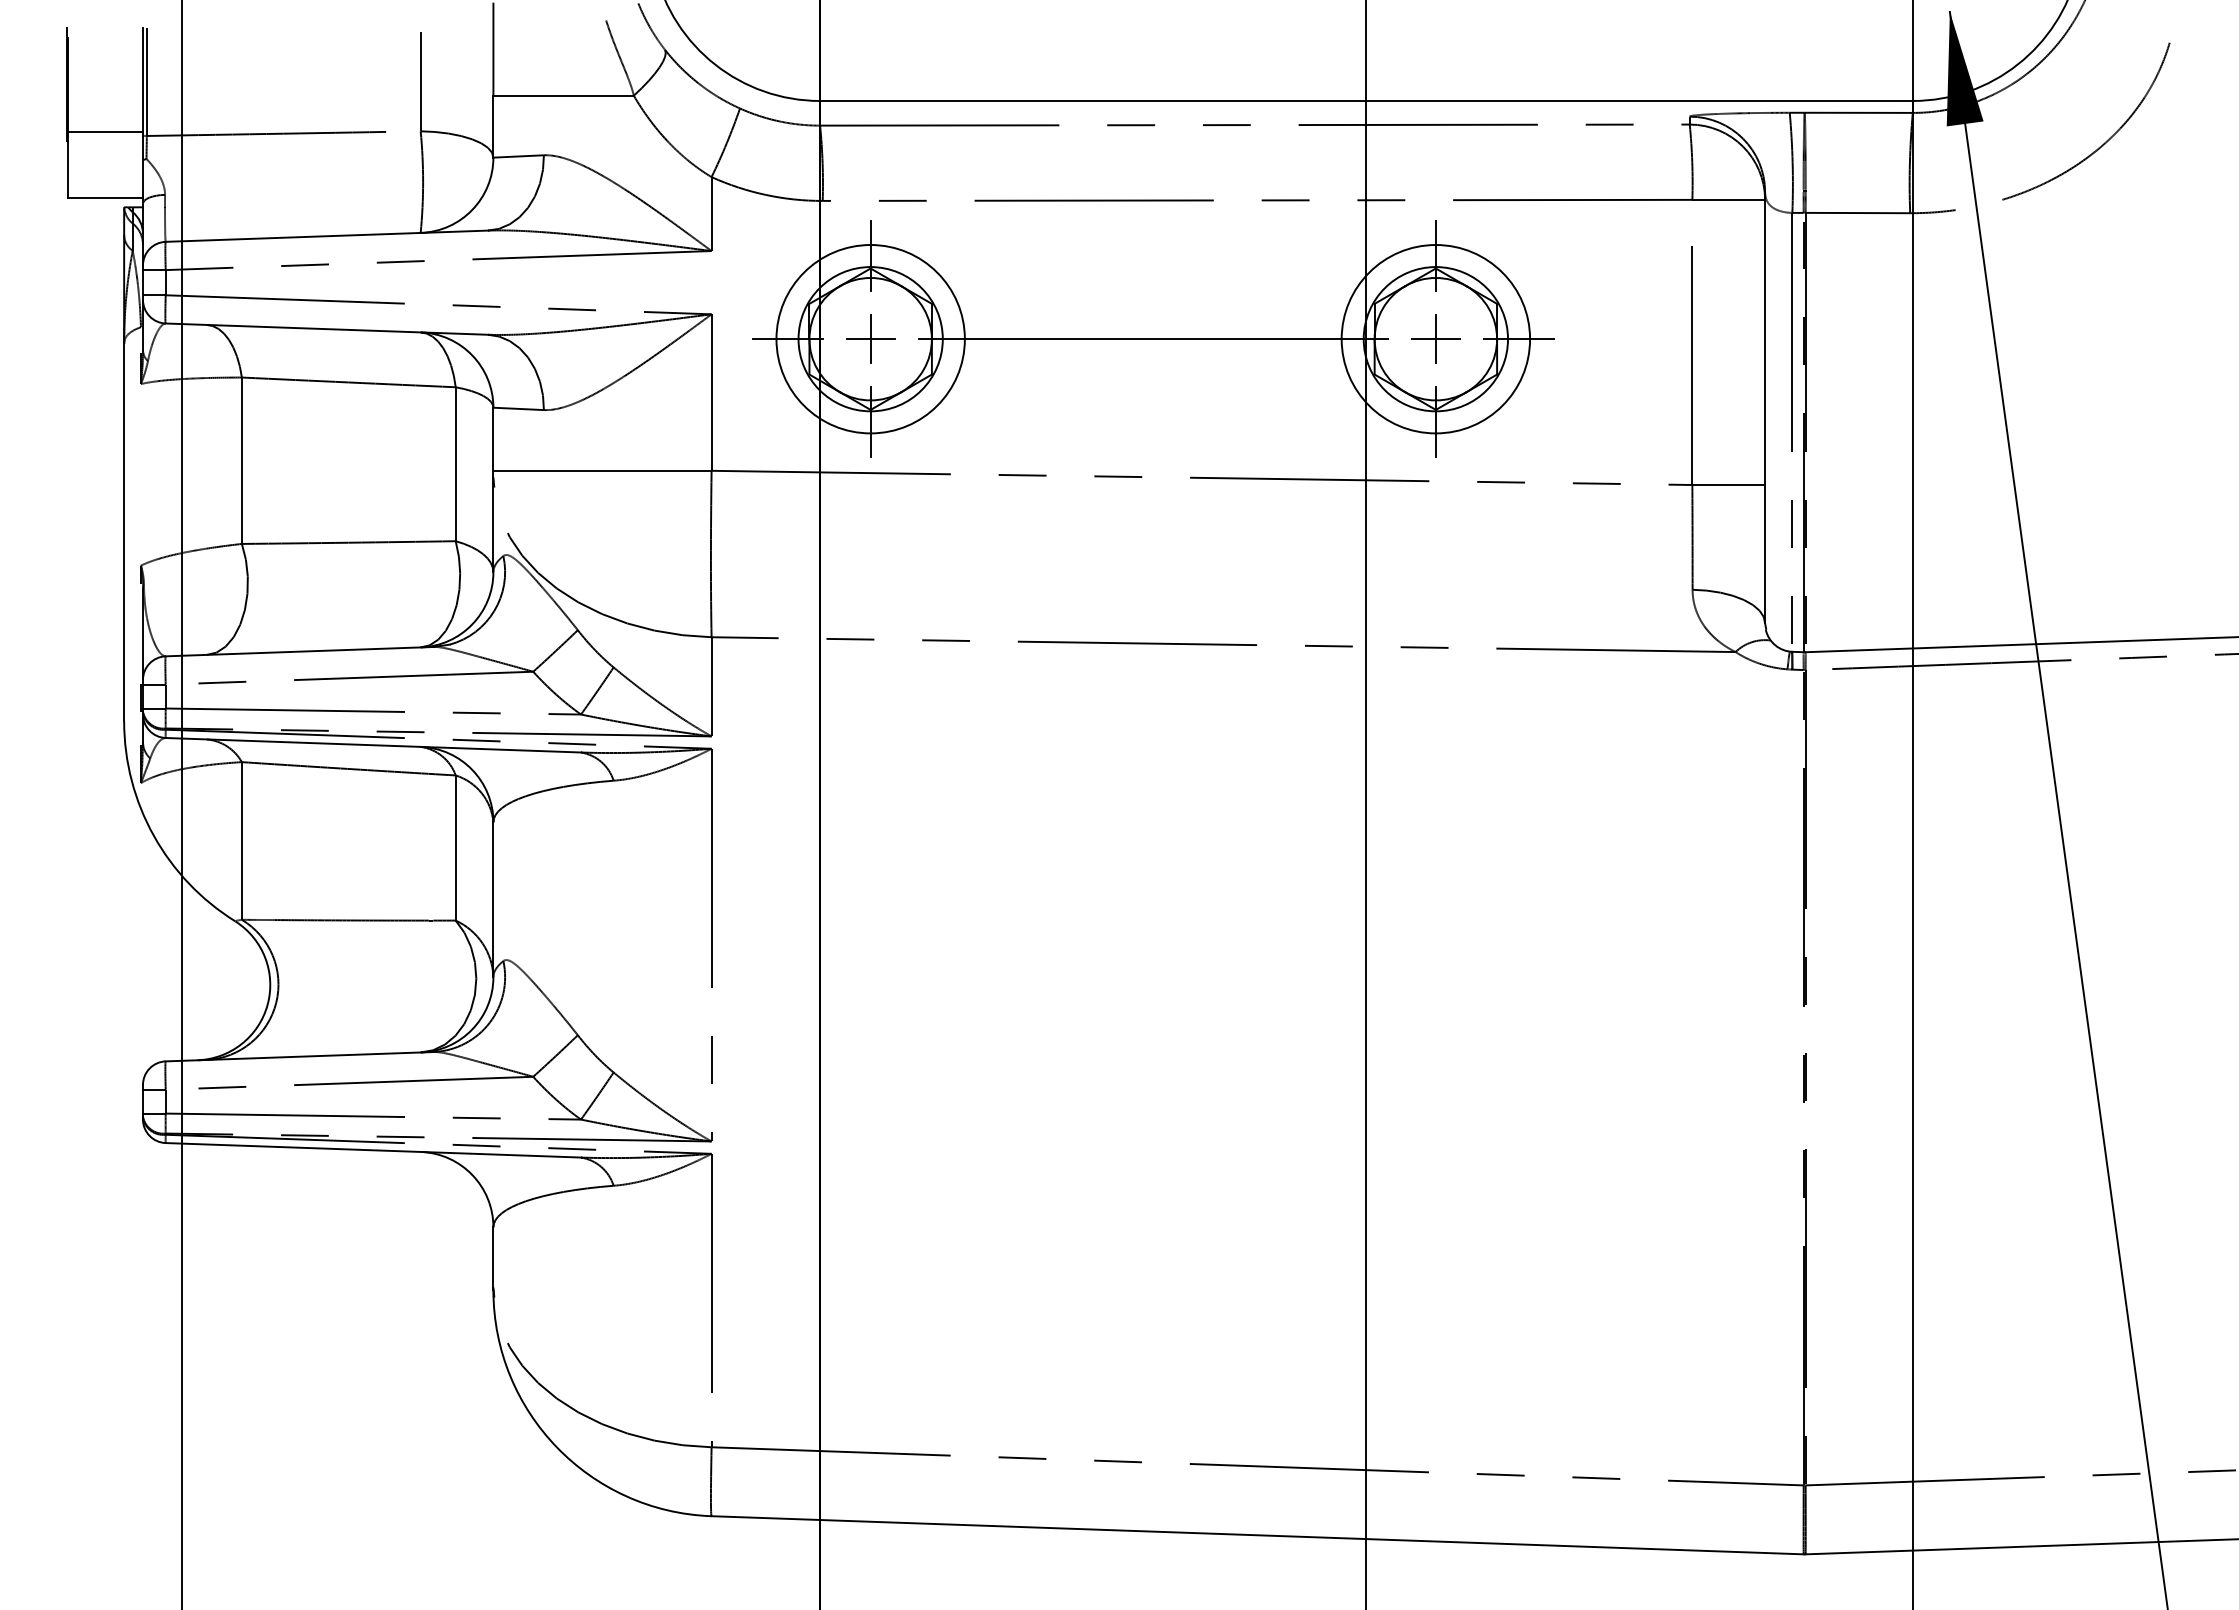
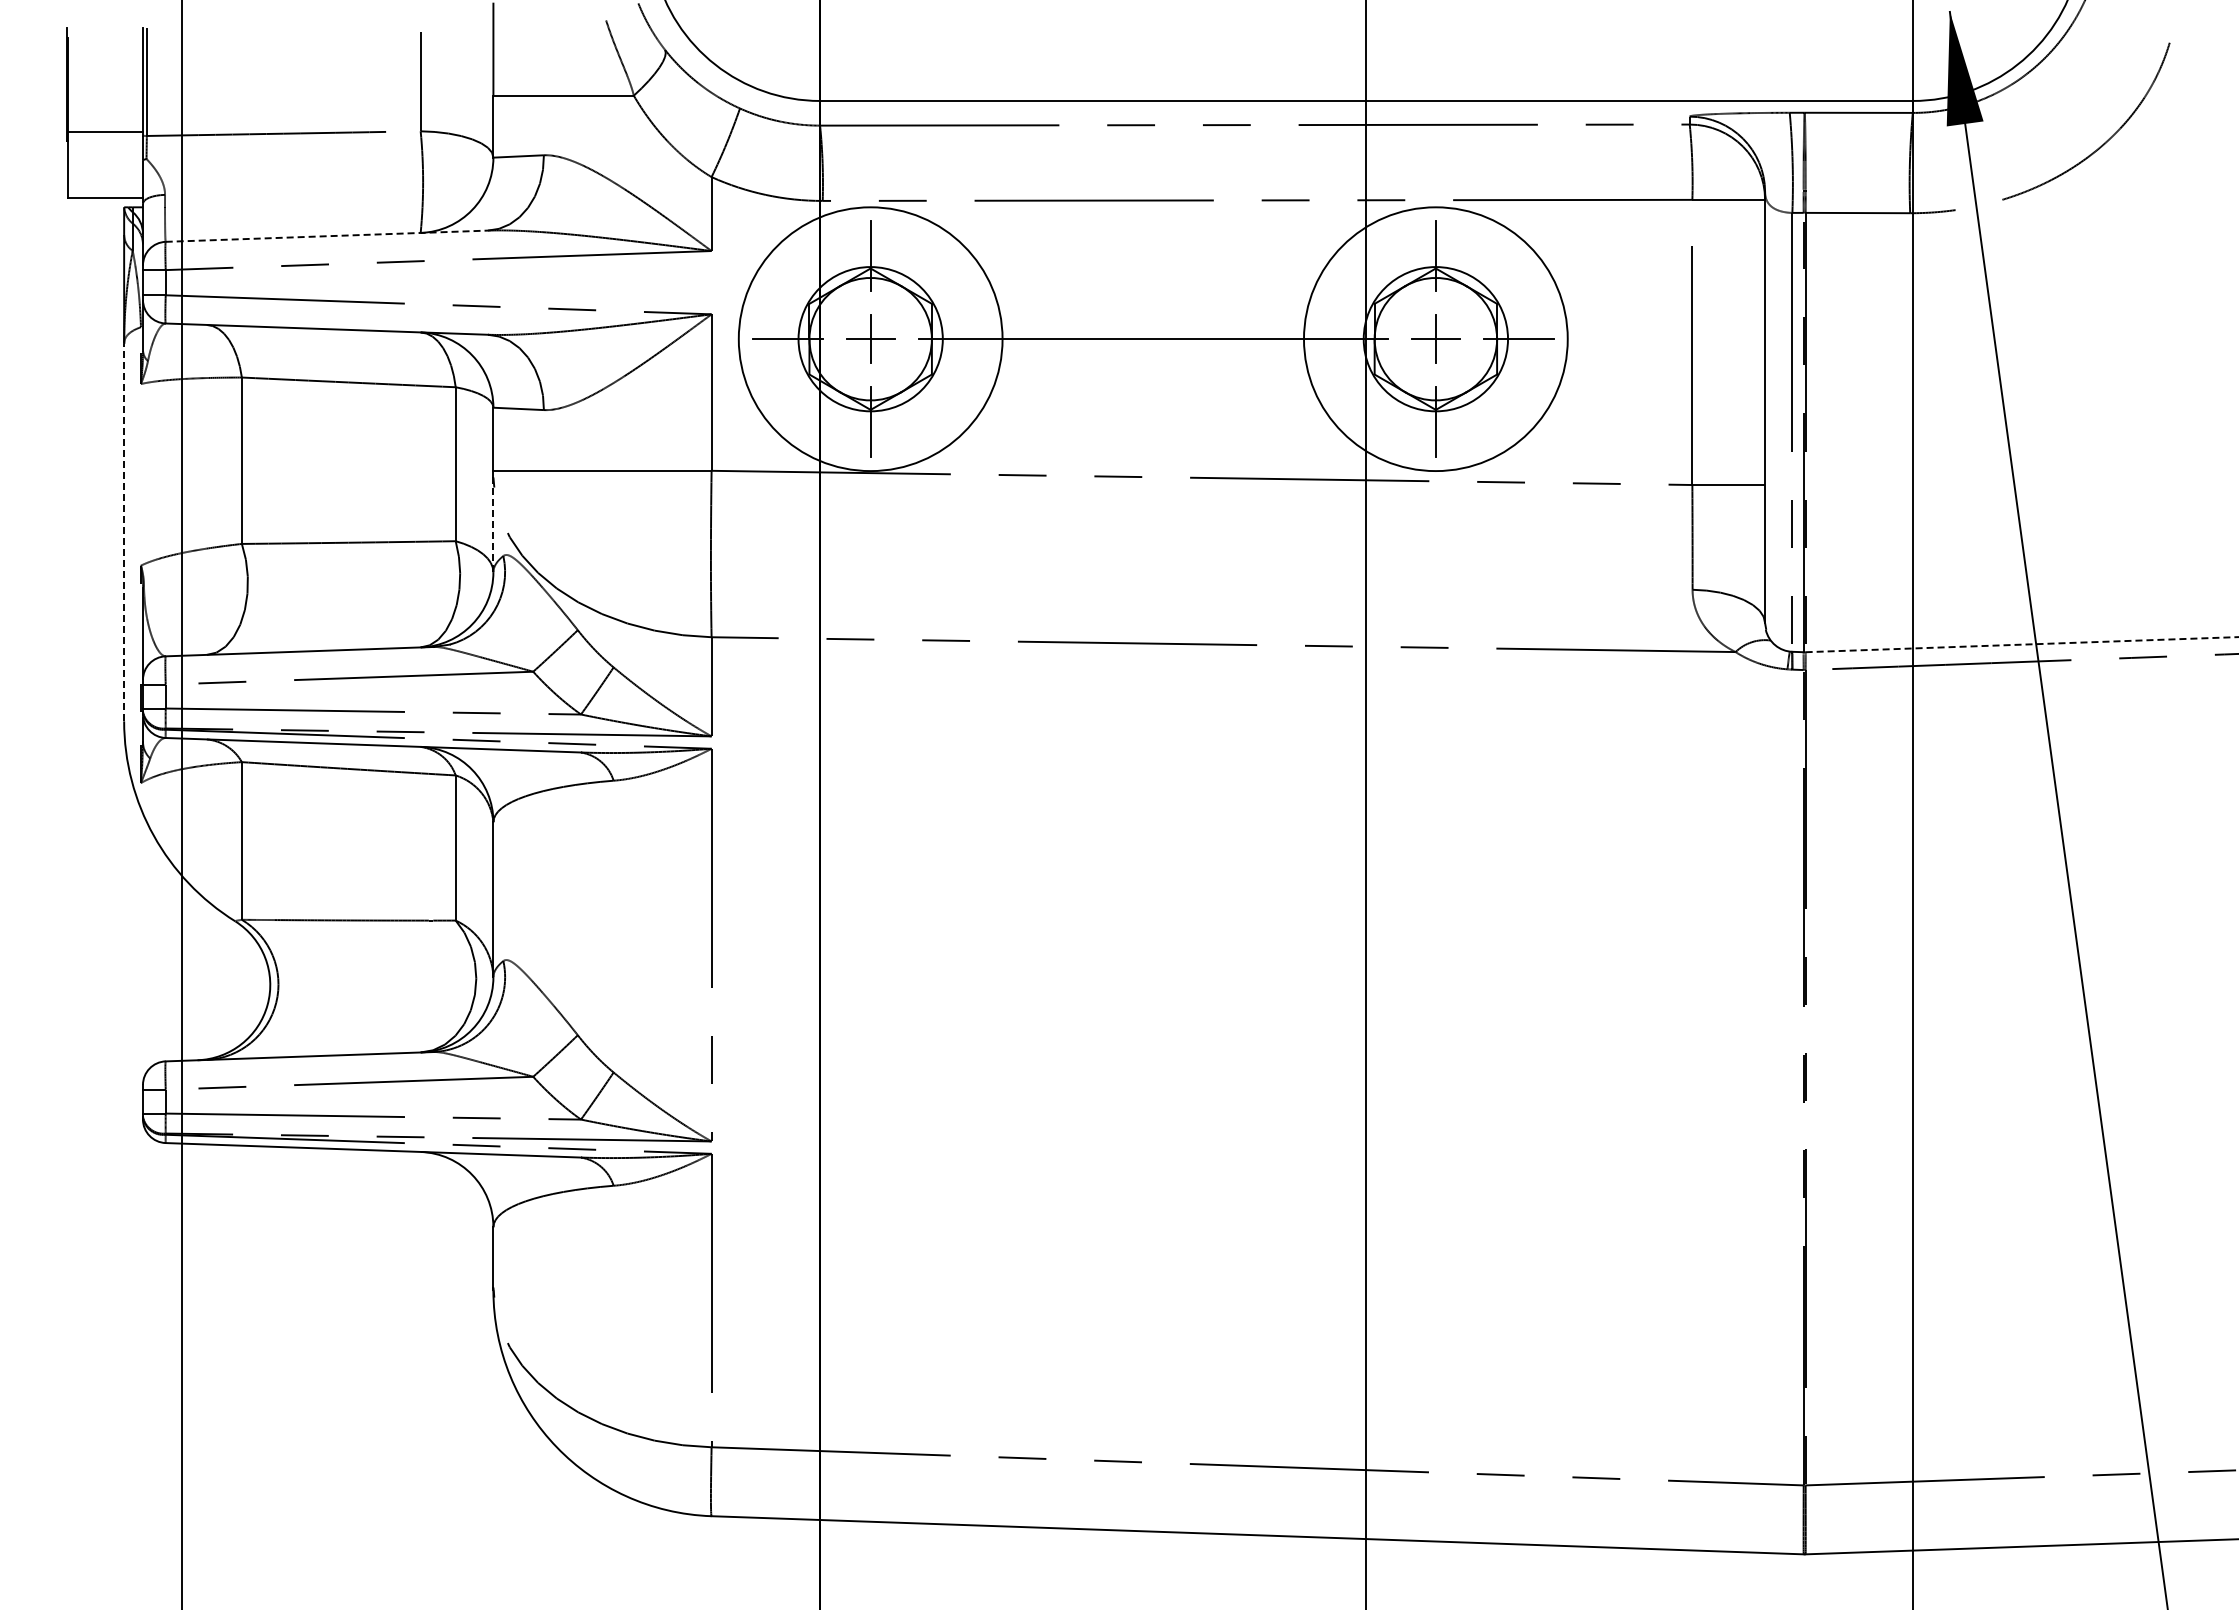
line: solid -> dashed (327, 236)
circle diameter: 188 px -> 264 px (870, 339)
circle diameter: 188 px -> 264 px (1435, 339)
line: solid -> dashed (493, 524)
line: solid -> dashed (124, 532)
line: solid -> dashed (2022, 644)
